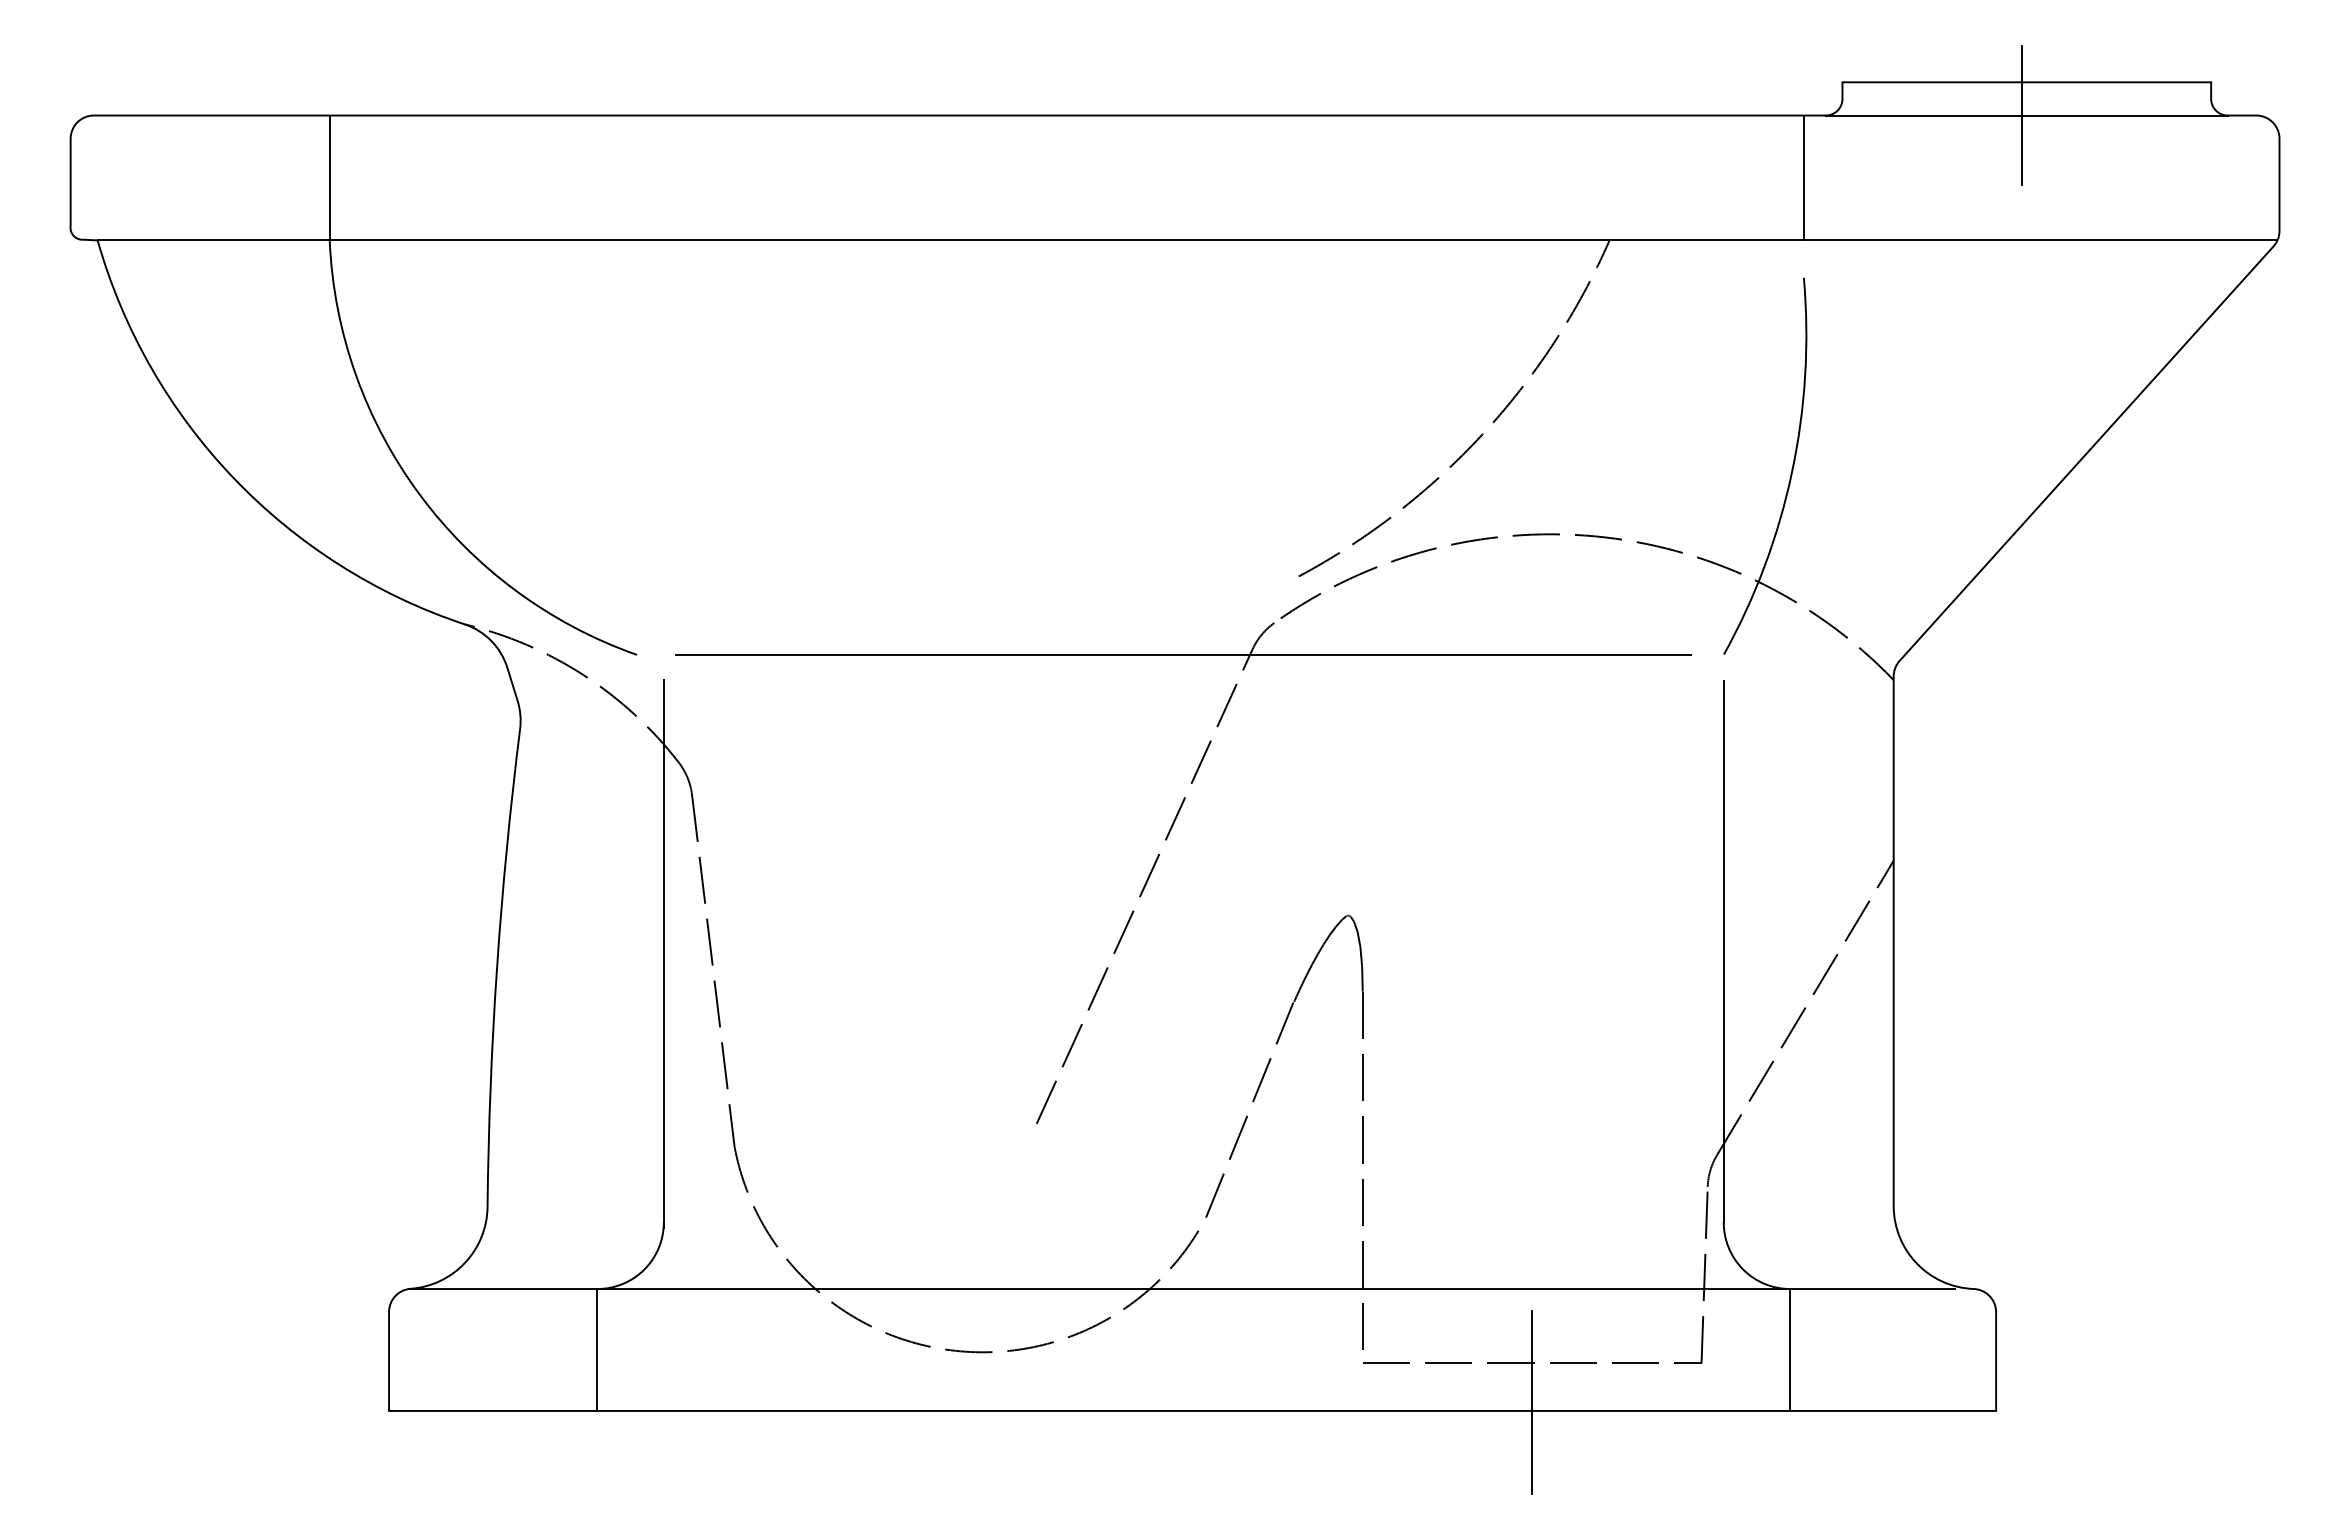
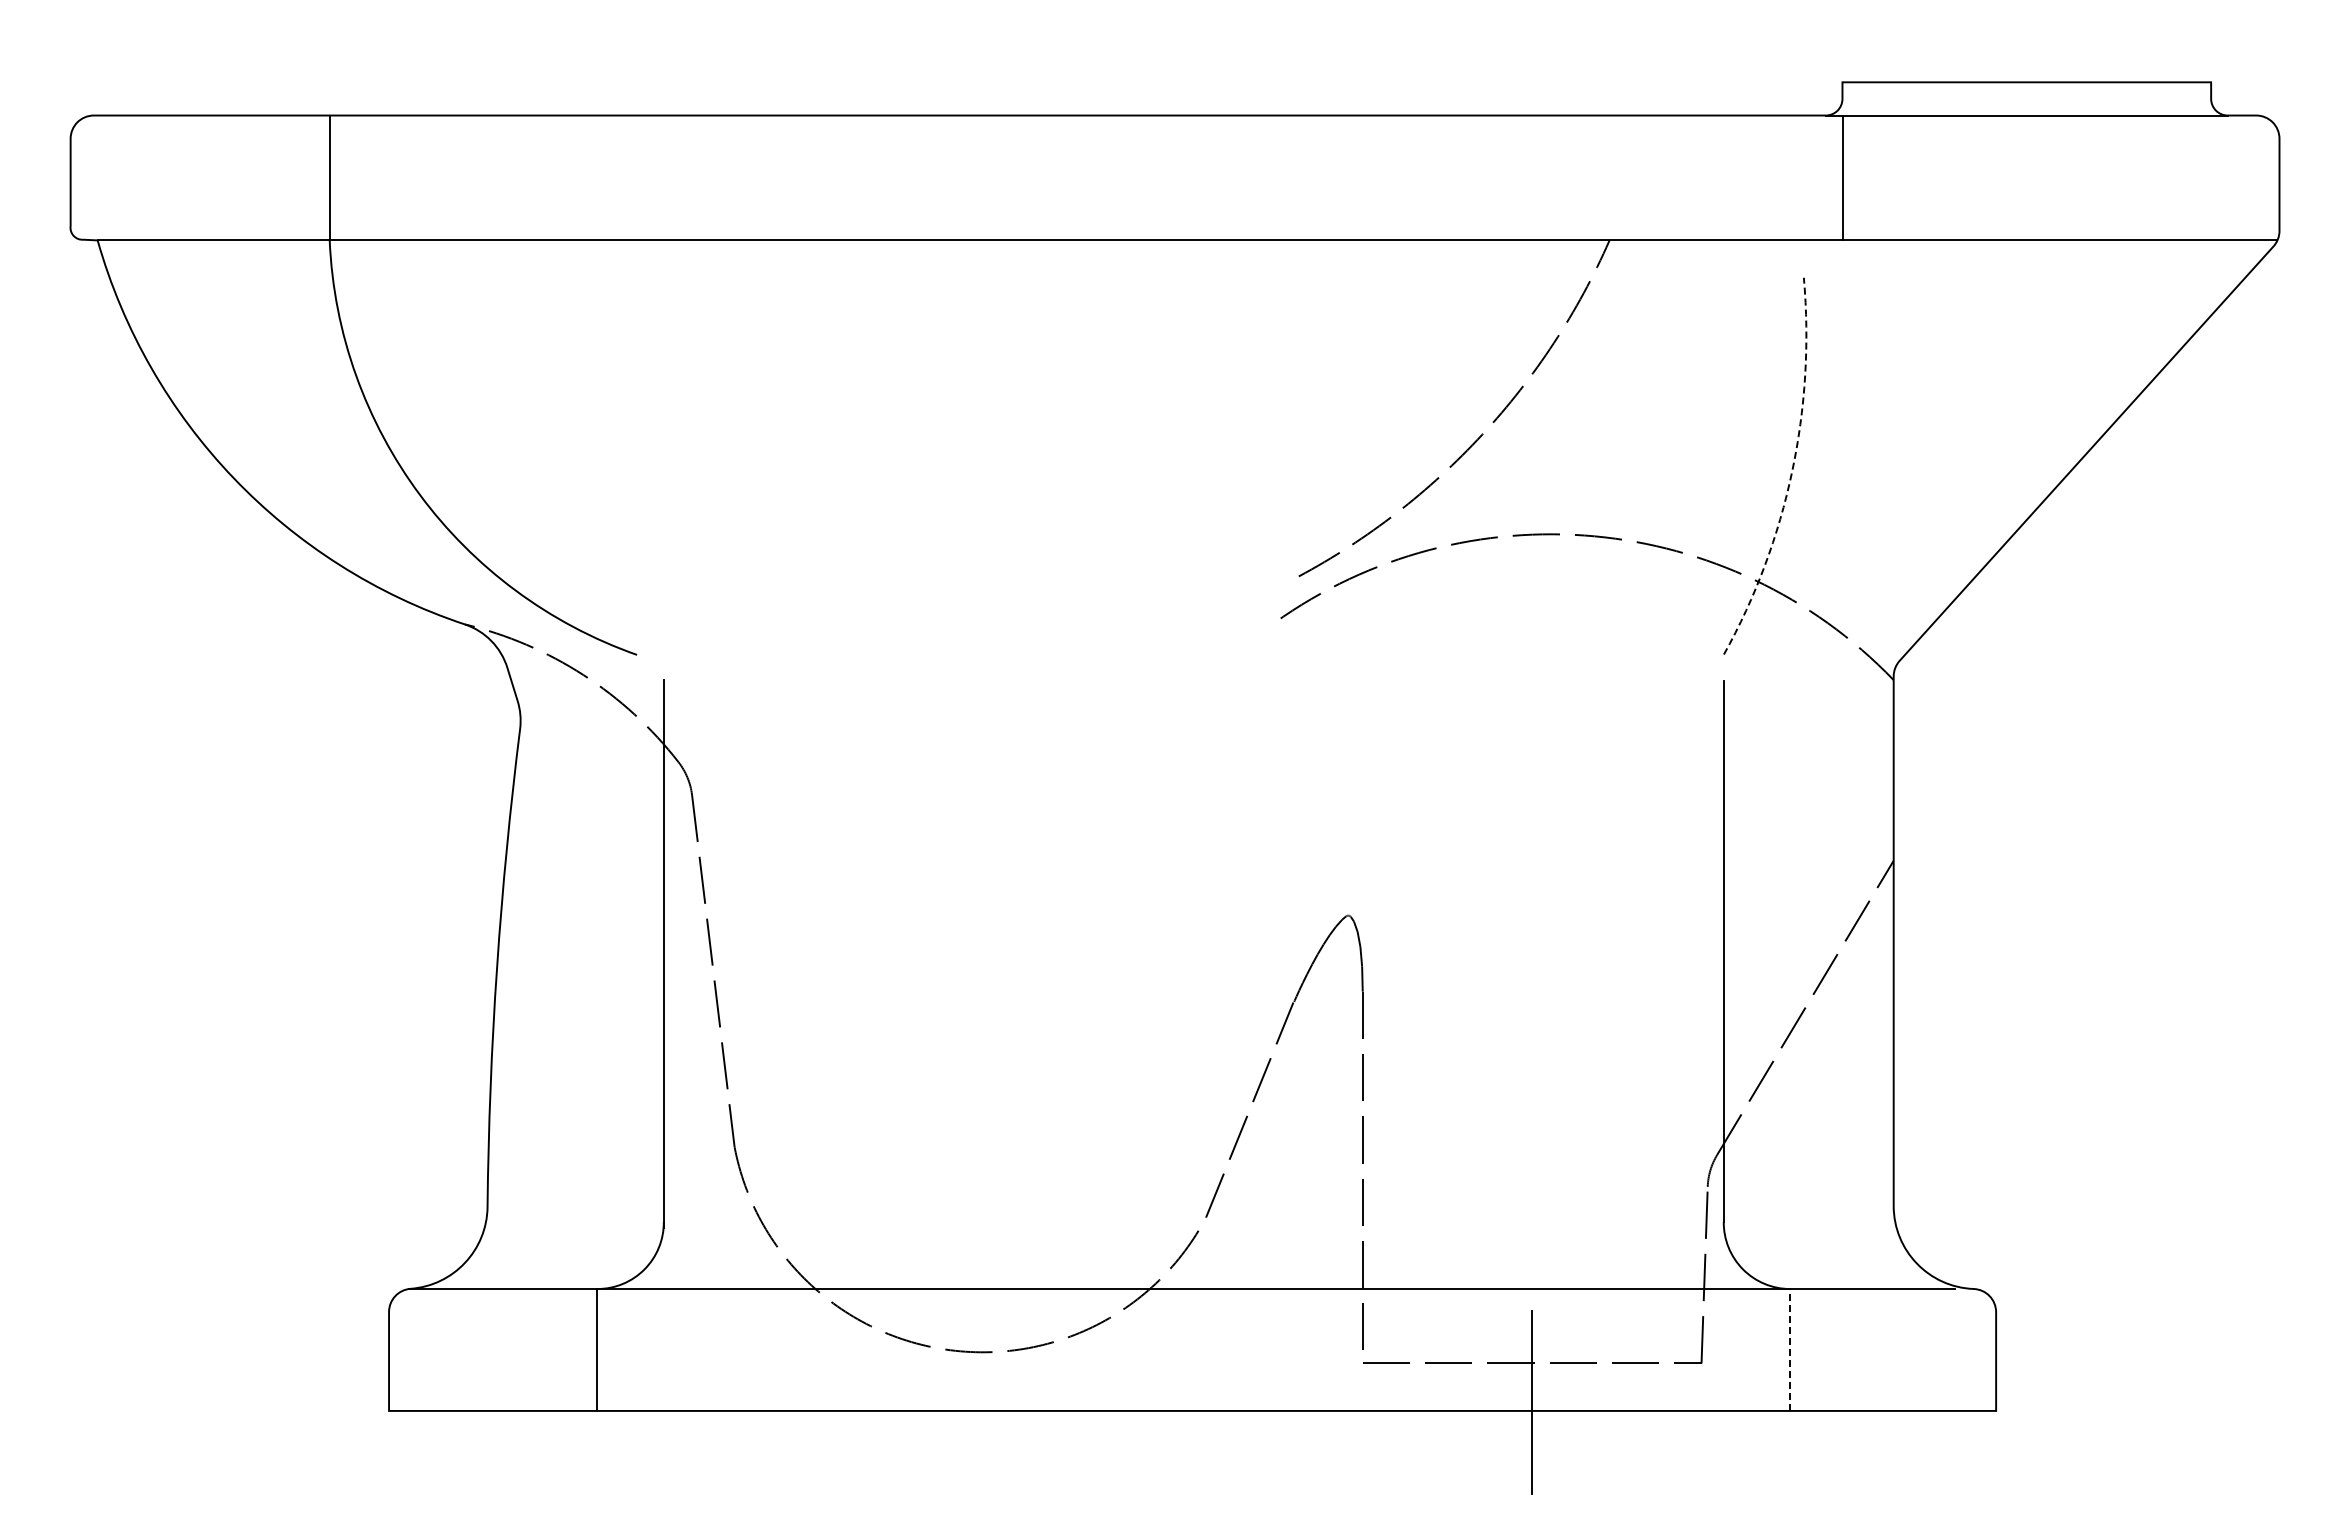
line: present -> none (2021, 115)
line position: (1803, 177) -> (1842, 177) (1842, 177)
arc: solid -> dashed (1792, 472)
part: present -> none (1157, 861)
line: solid -> dashed (1790, 1350)
